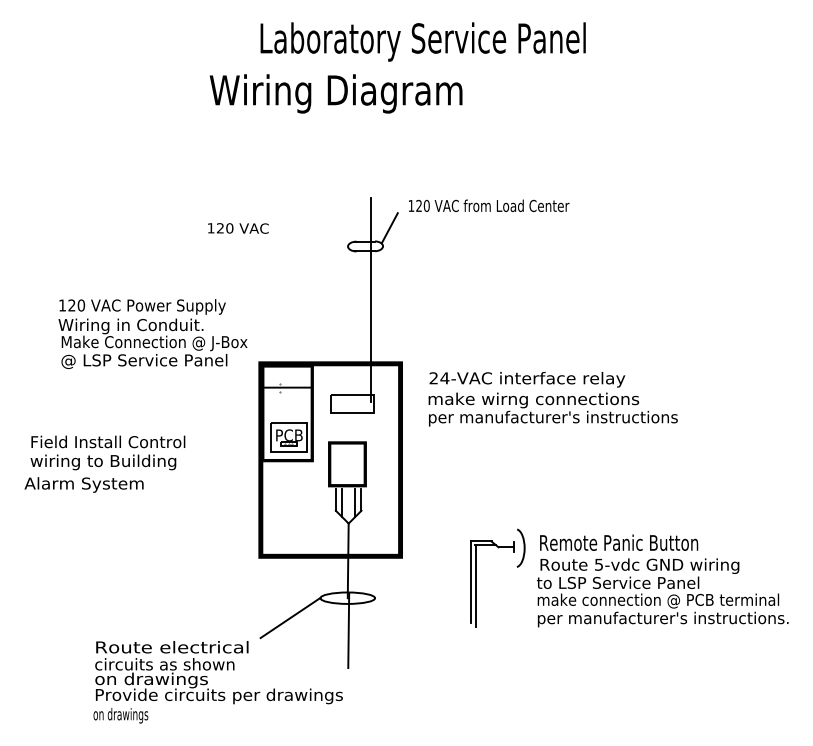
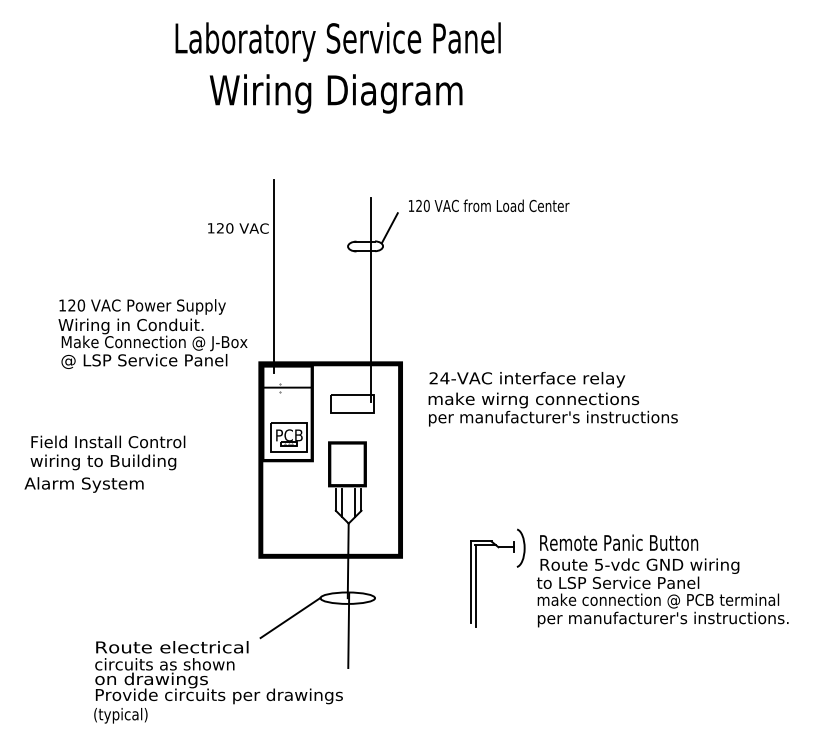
text position: (422, 41) -> (337, 41) (337, 41)
line: none -> present (274, 275)
text: on drawings -> (typical) (120, 715)
